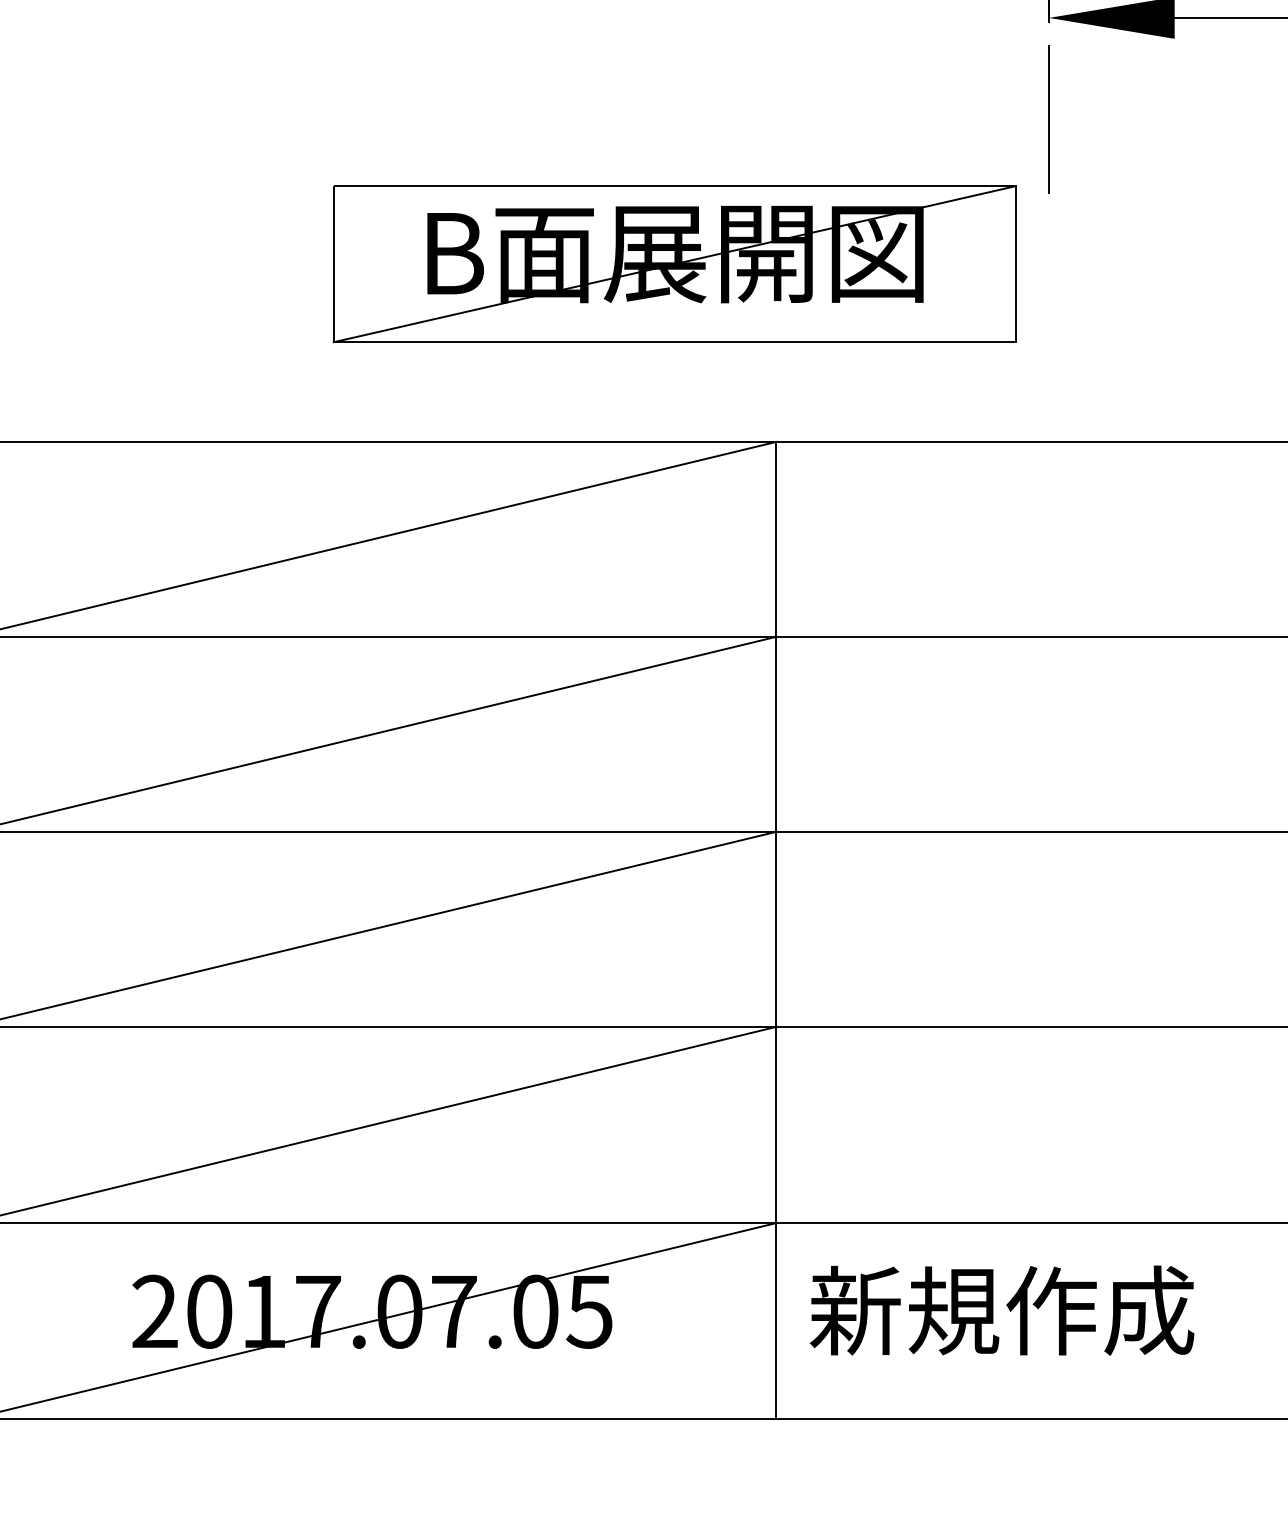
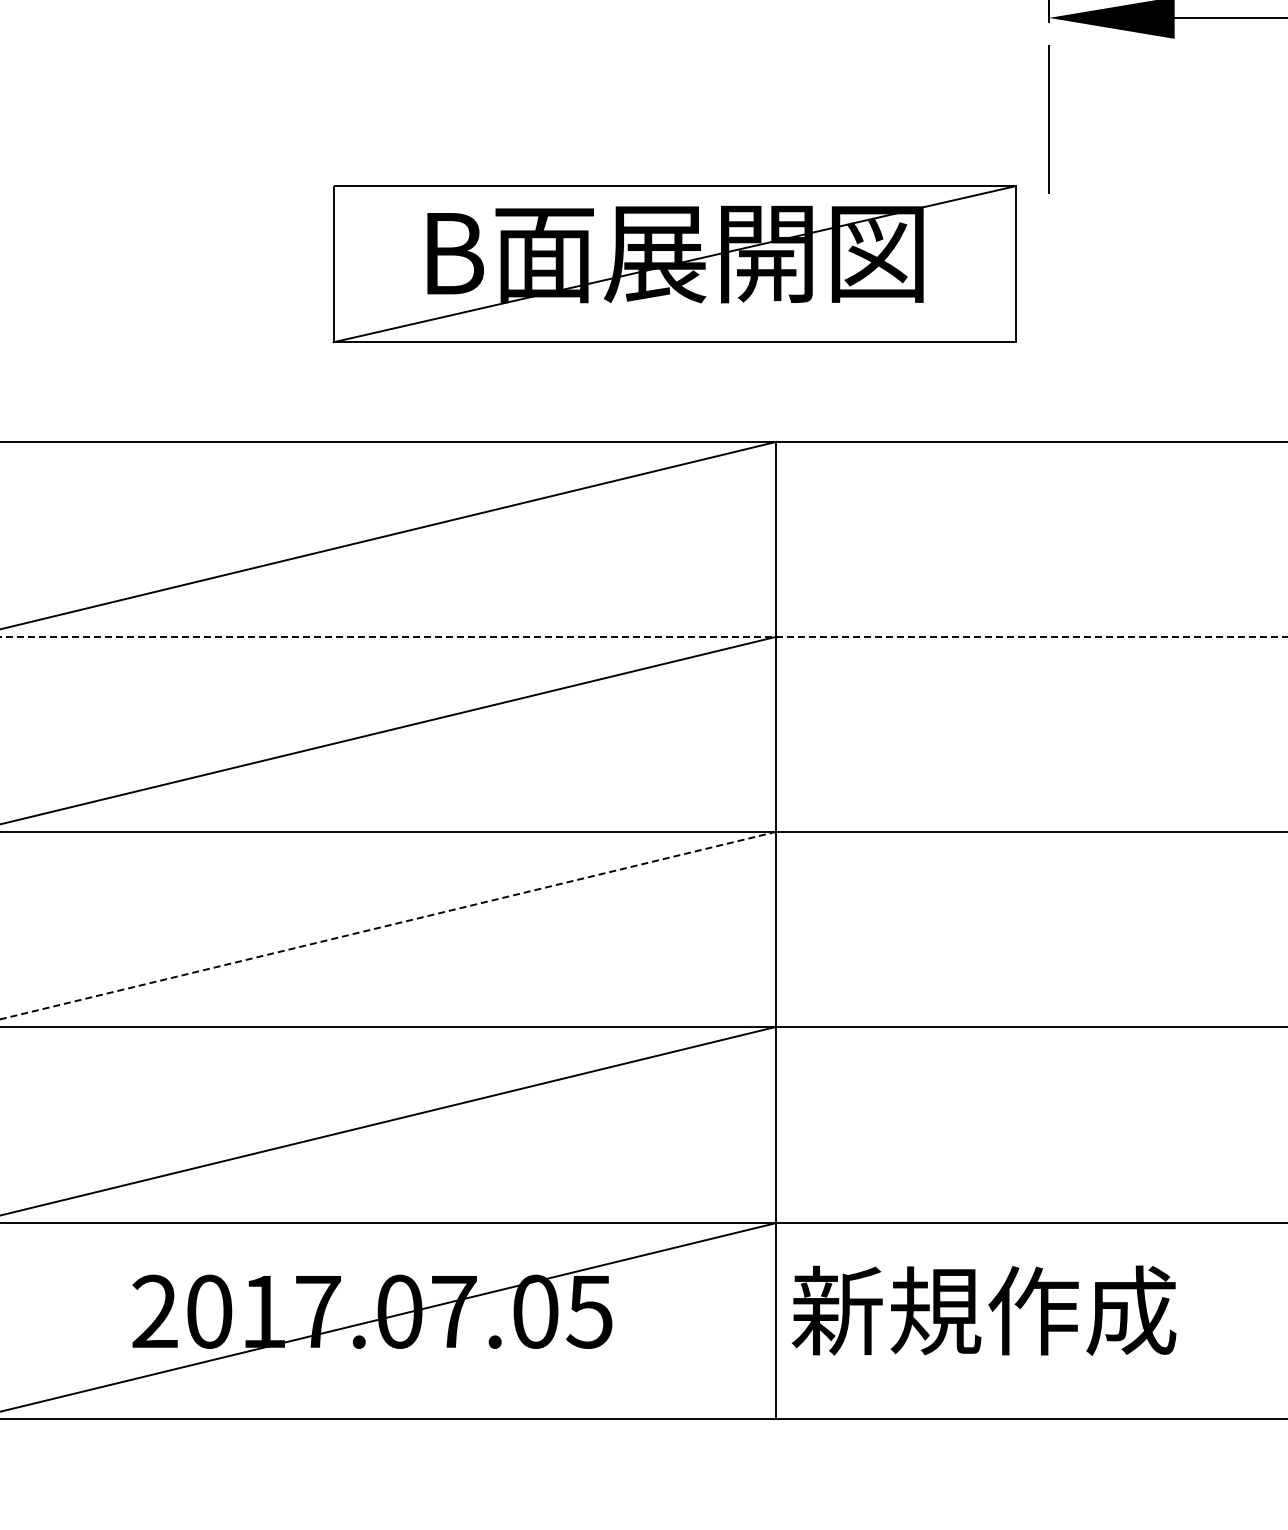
line: solid -> dashed (644, 636)
line: solid -> dashed (387, 925)
text position: (1001, 1310) -> (983, 1310) (983, 1310)
